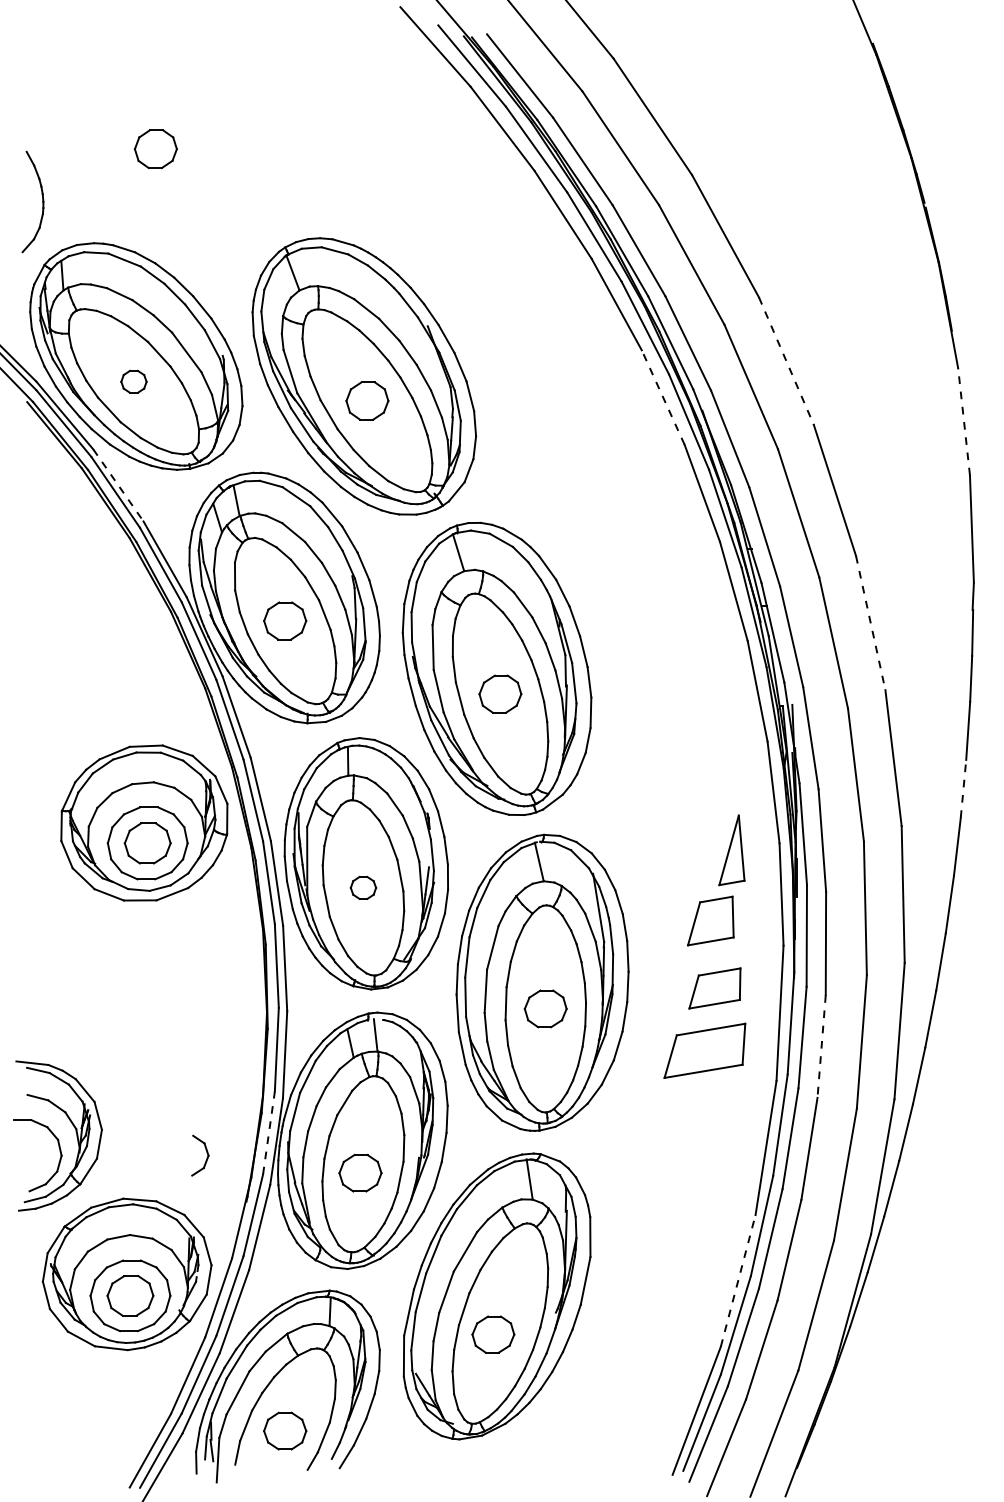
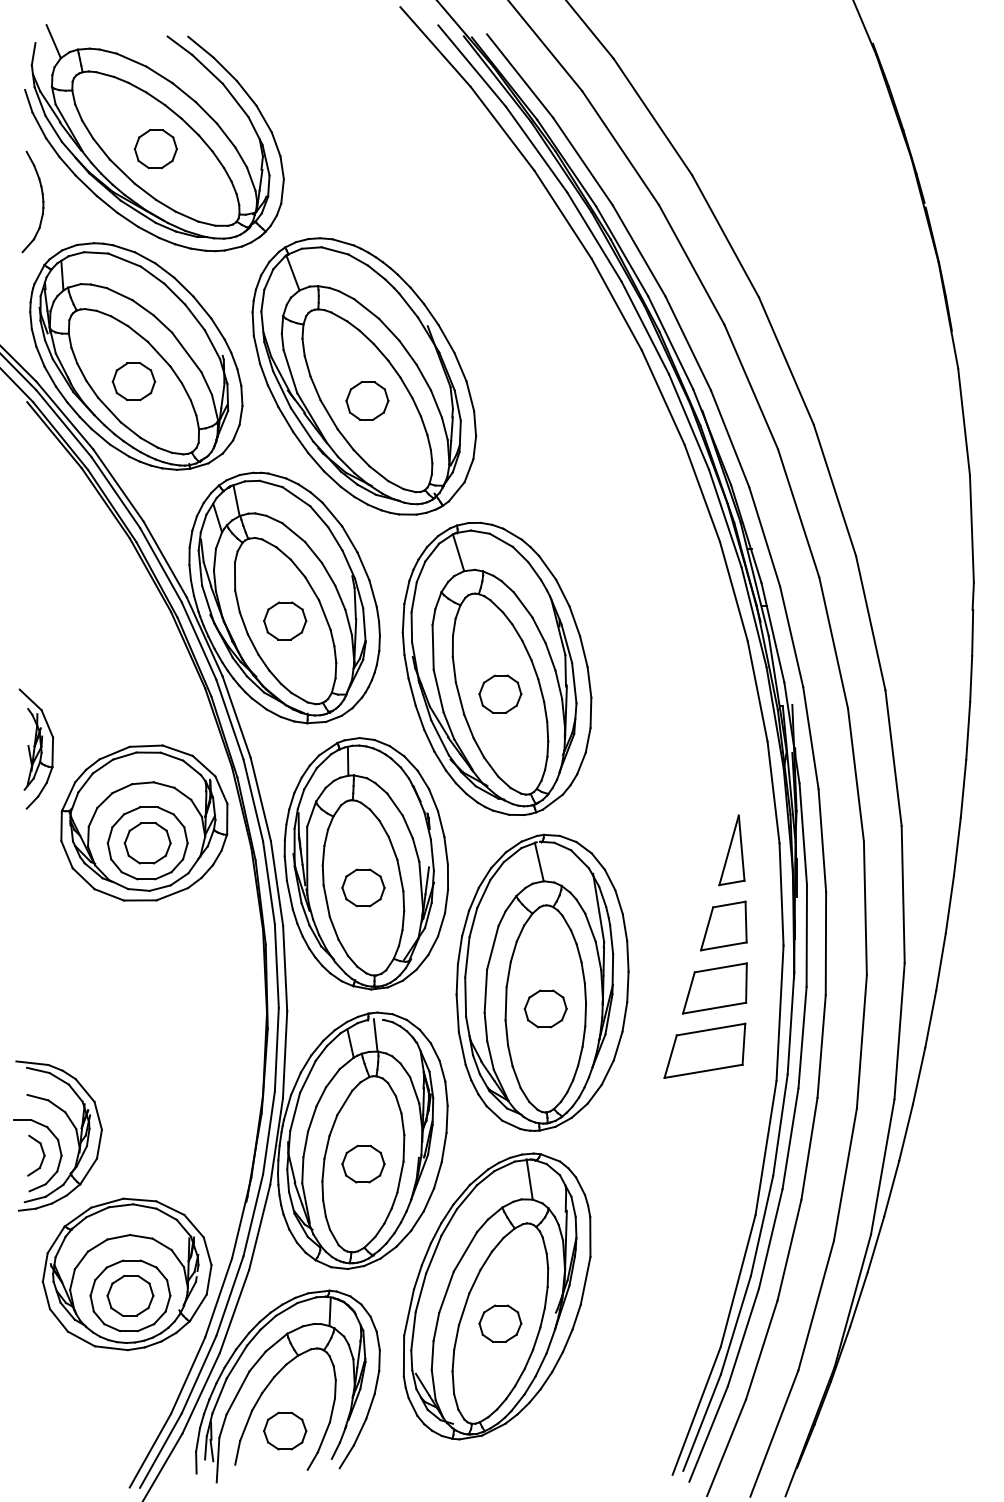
part: none -> present (154, 138)
line: dashed -> solid (786, 361)
part size: 28x25 px -> 46x40 px (133, 381)
line: dashed -> solid (663, 397)
line: dashed -> solid (964, 421)
line: dashed -> solid (118, 485)
line: dashed -> solid (870, 623)
part: none -> present (36, 748)
line: dashed -> solid (963, 788)
part size: 29x25 px -> 45x40 px (363, 887)
part position: (710, 920) -> (723, 925) (723, 925)
part size: 54x43 px -> 66x53 px (714, 988)
line: dashed -> solid (821, 1046)
line: dashed -> solid (268, 1132)
part position: (206, 1153) -> (42, 1153) (42, 1153)
part position: (360, 1172) -> (363, 1163) (363, 1163)
line: dashed -> solid (738, 1280)
part position: (493, 1334) -> (500, 1323) (500, 1323)
